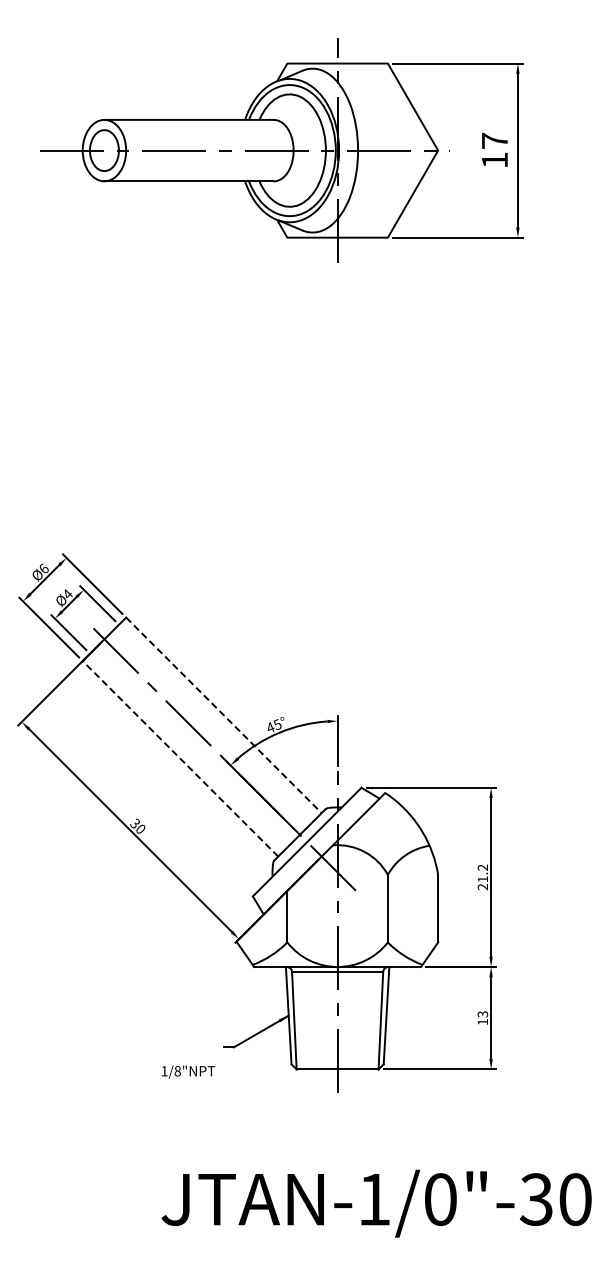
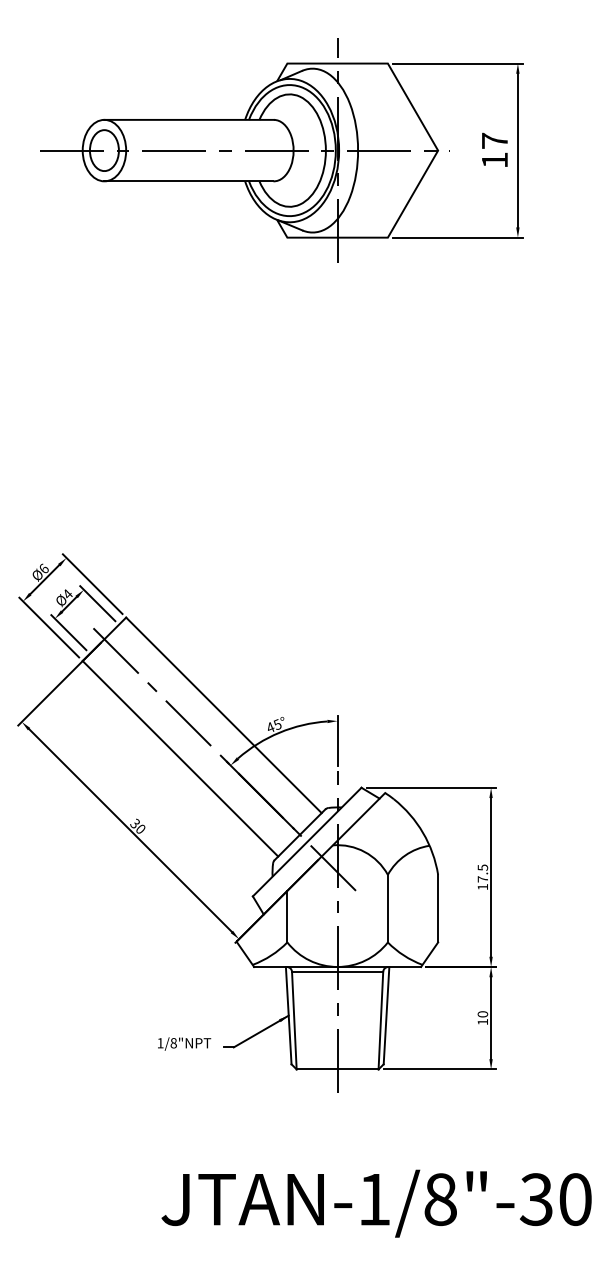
line: dashed -> solid (224, 715)
line: dashed -> solid (180, 758)
text: 21.2 -> 17.5 (482, 877)
text: 13 -> 10 (482, 1014)
text position: (188, 1071) -> (184, 1043) (184, 1043)
text: JTAN-1/0"-30 -> JTAN-1/8"-30 (440, 1199)
